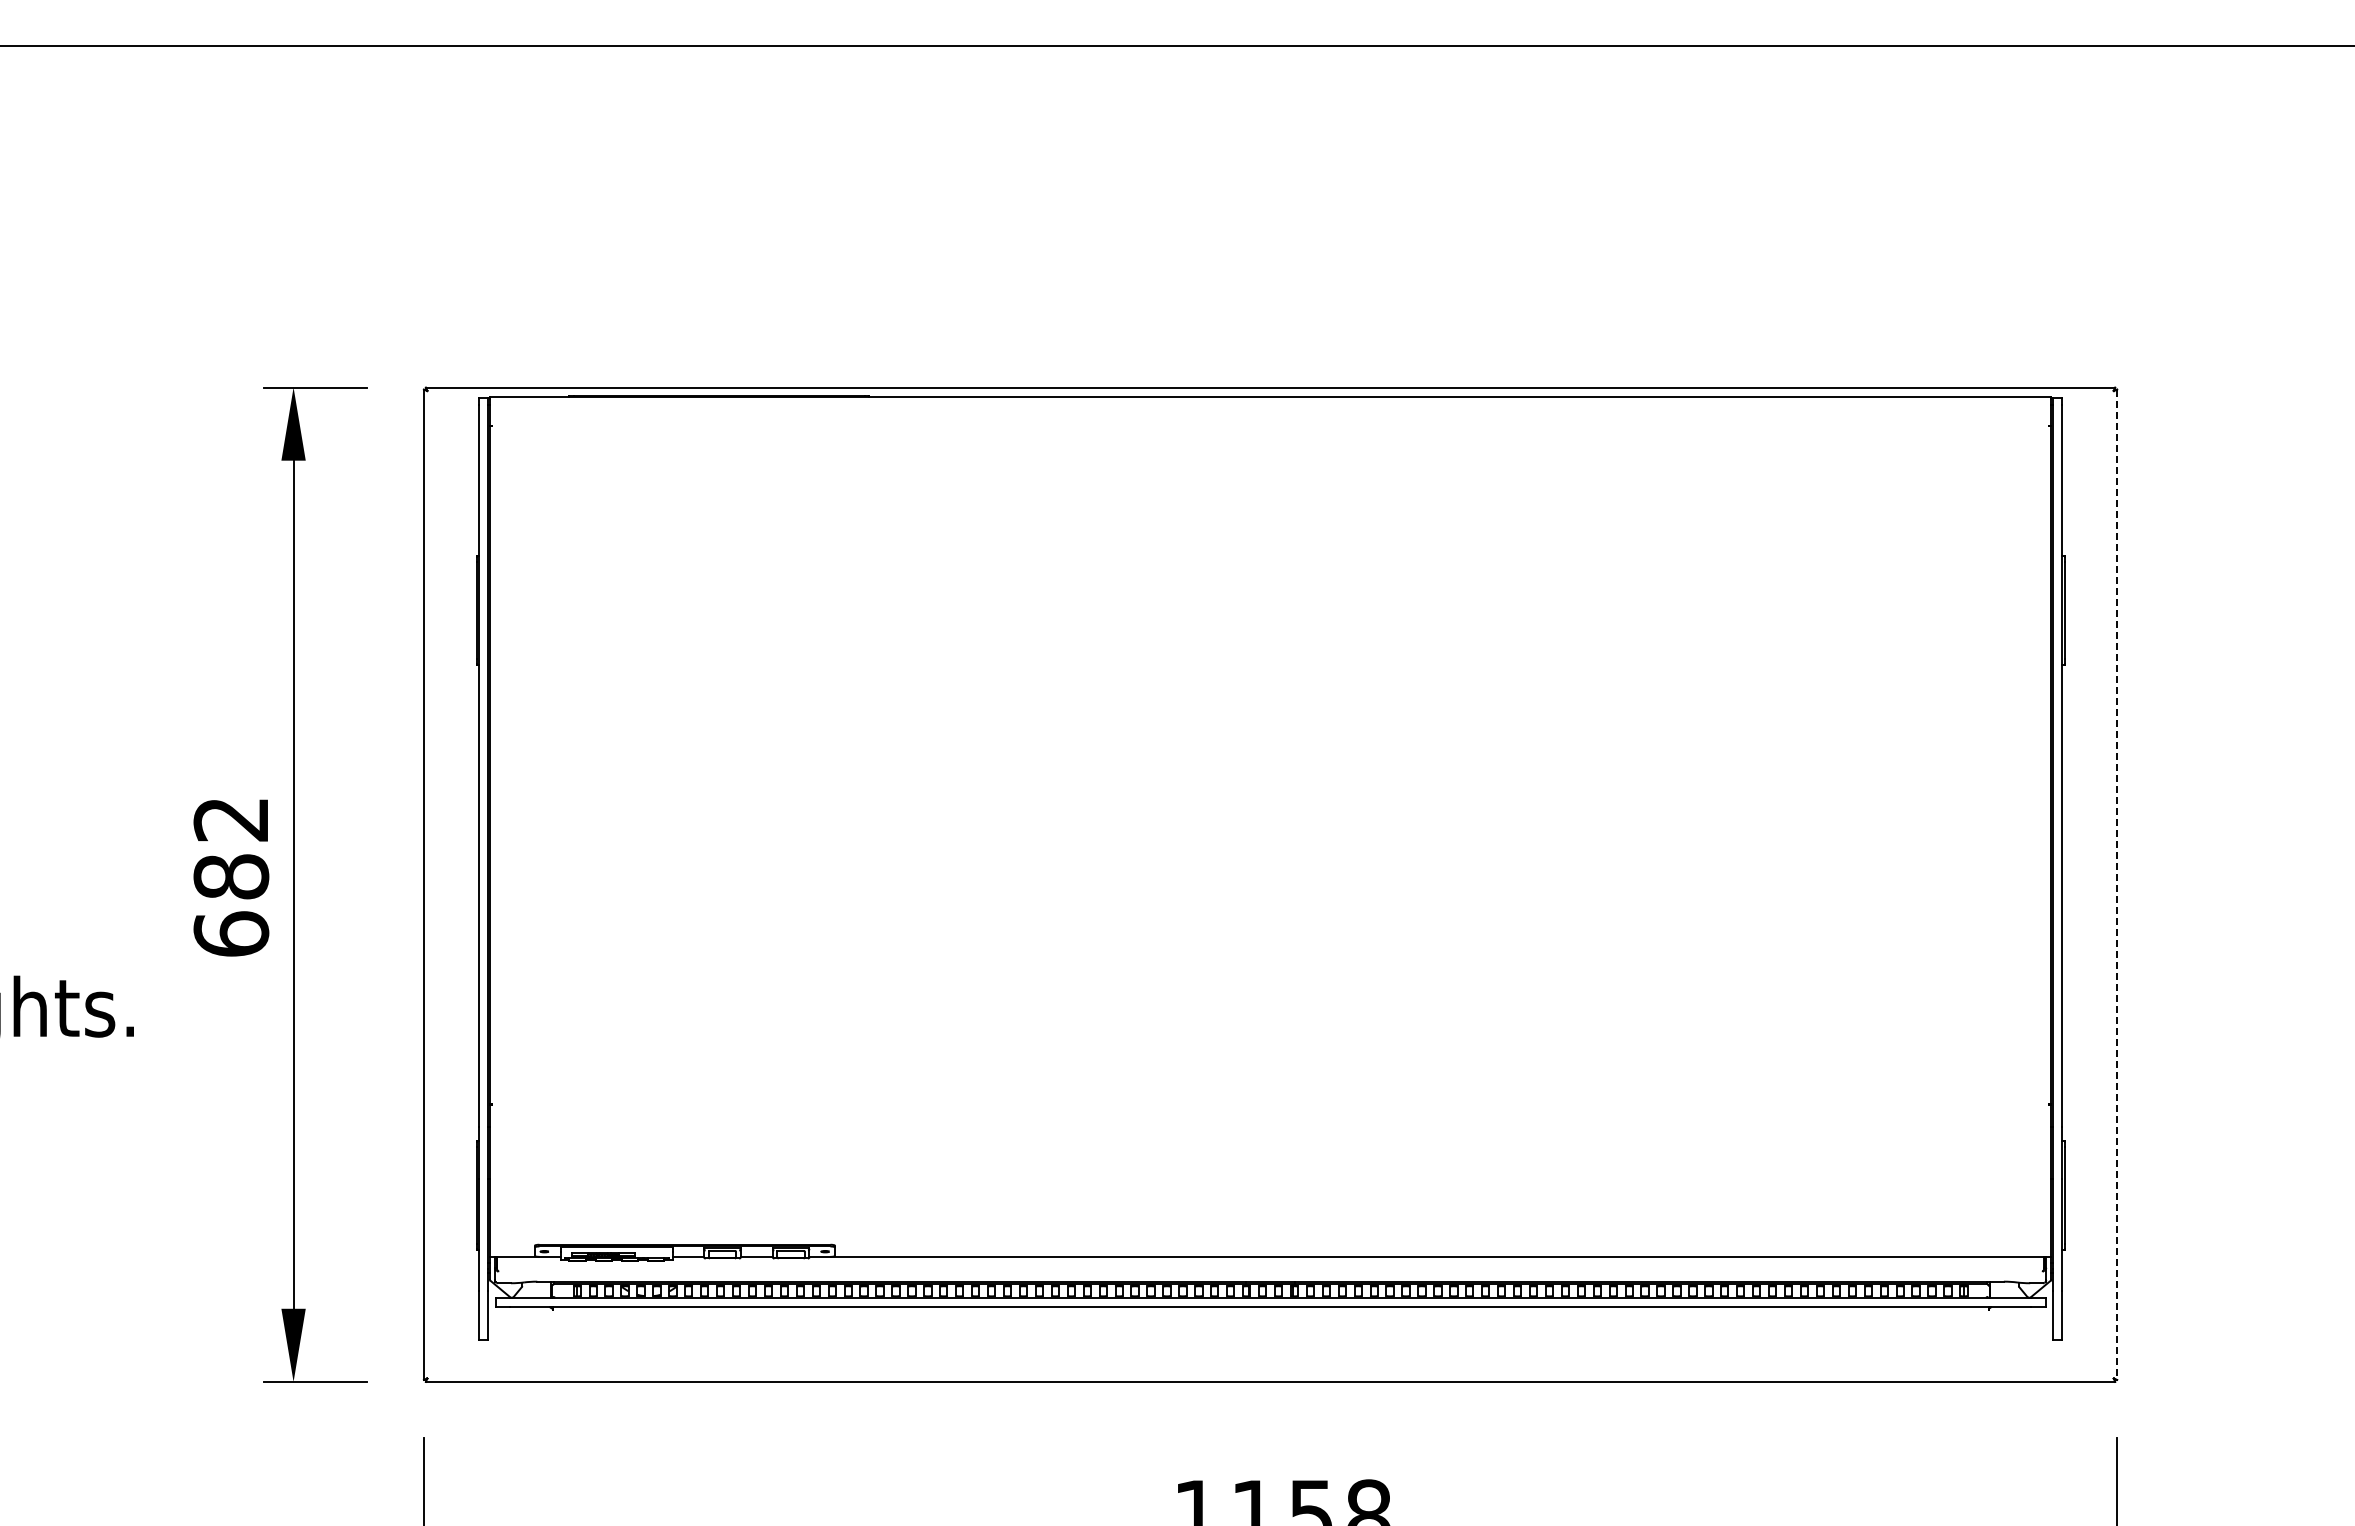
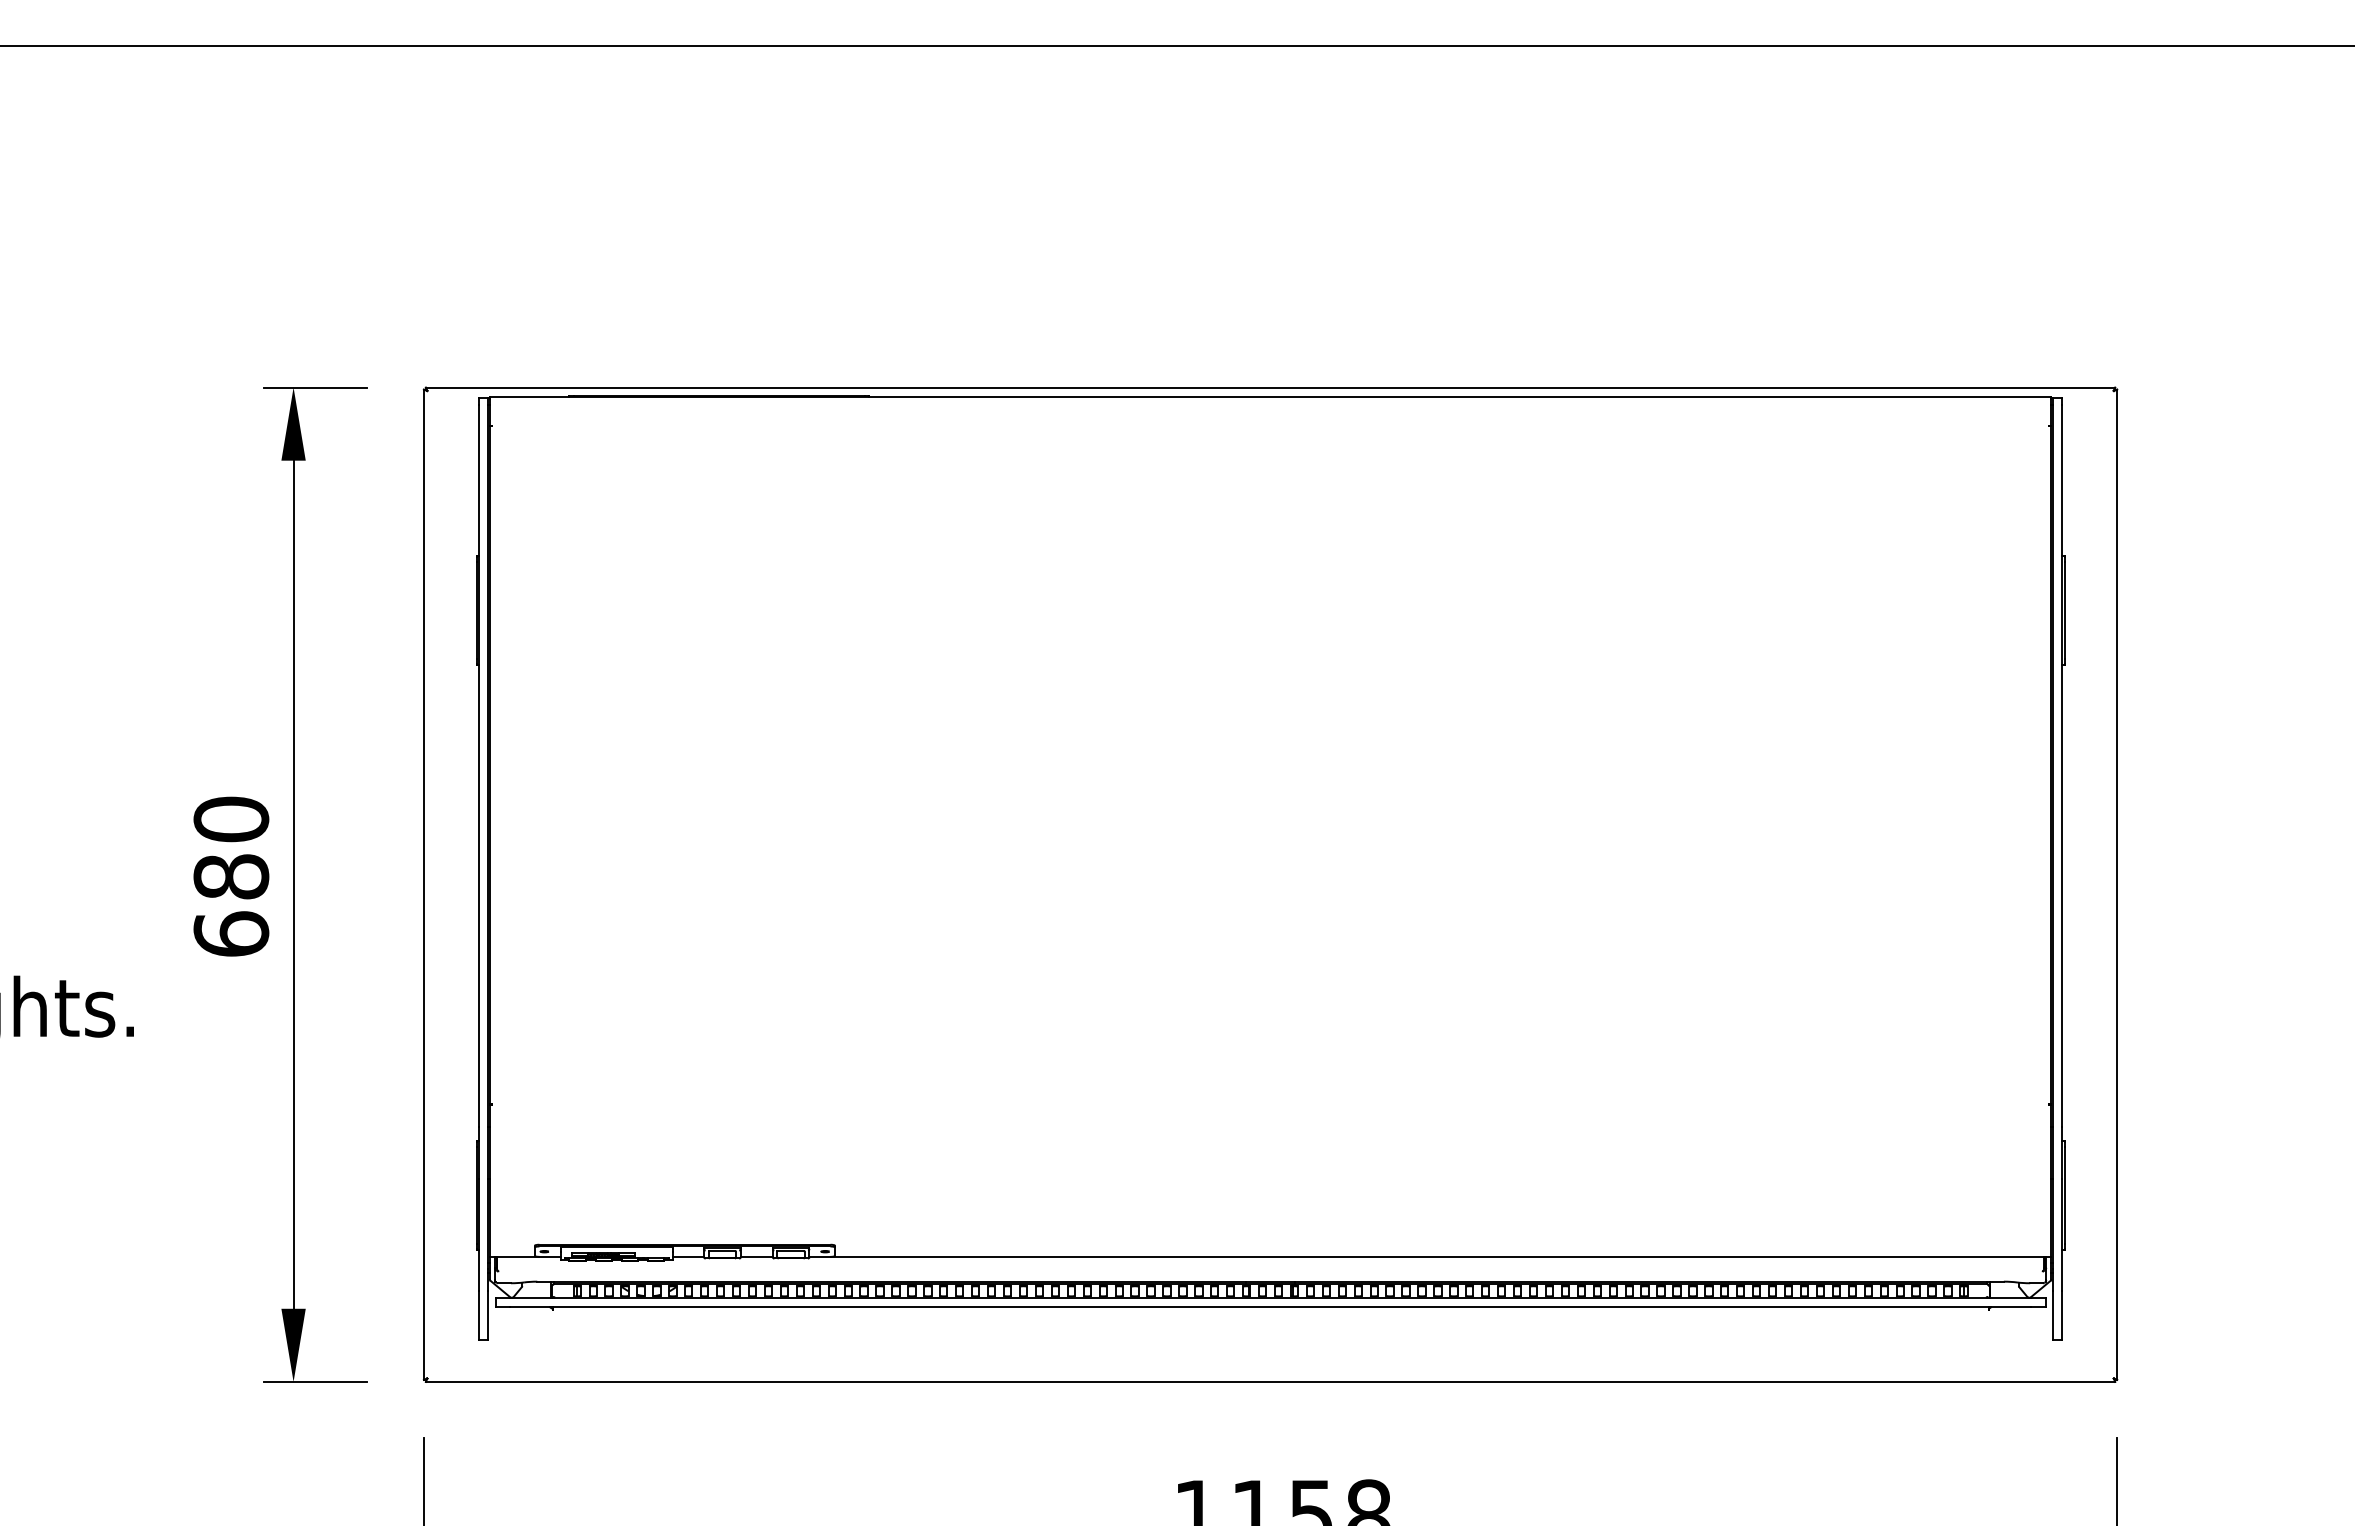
text: 682 -> 680 (231, 819)
line: dashed -> solid (2117, 885)
